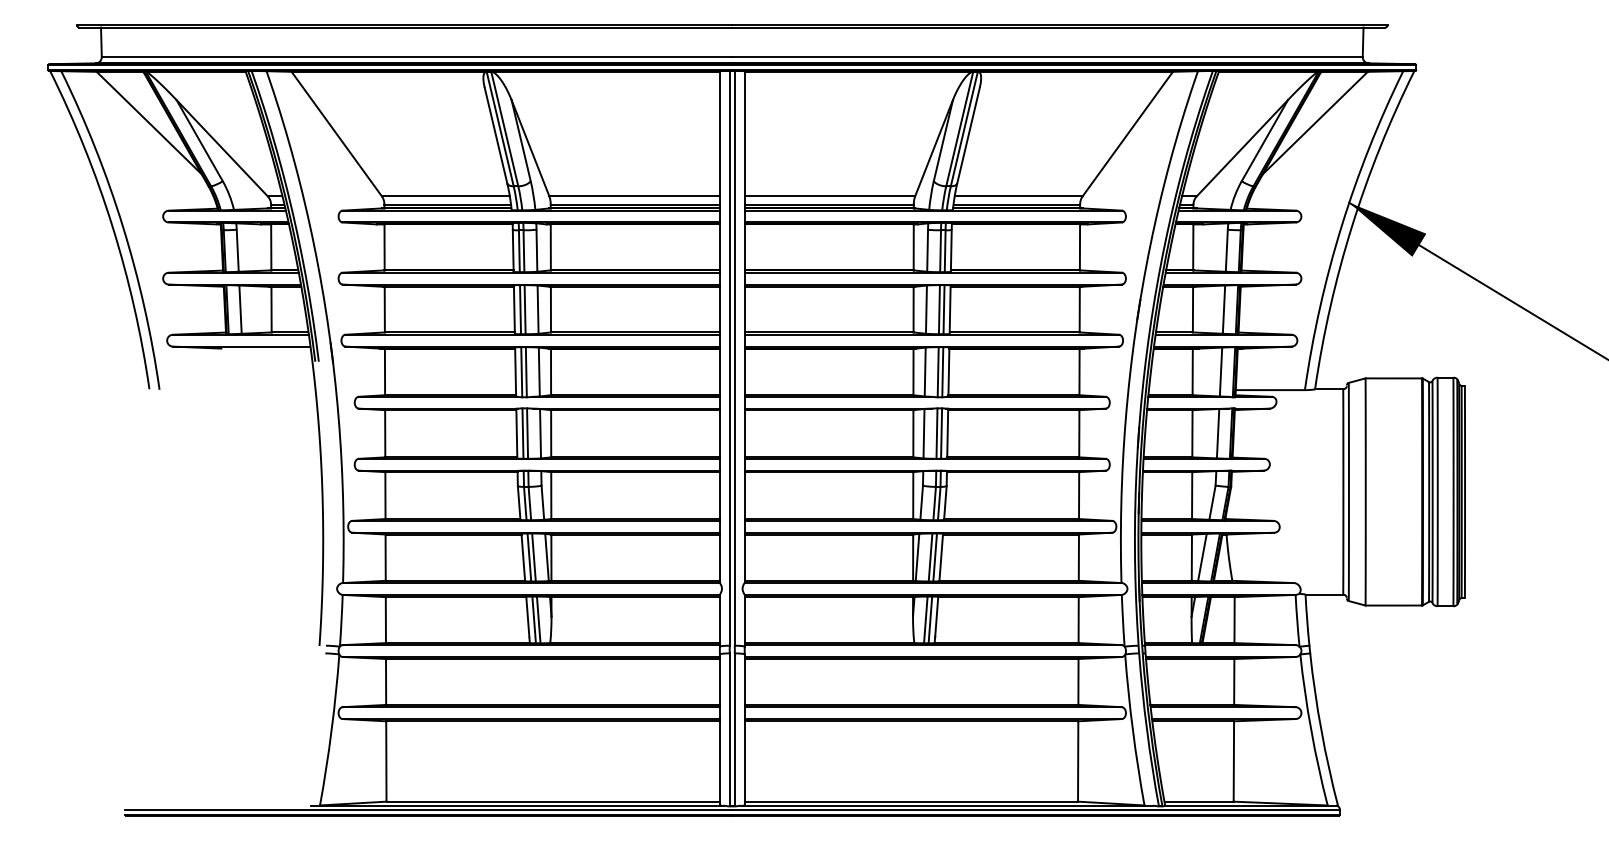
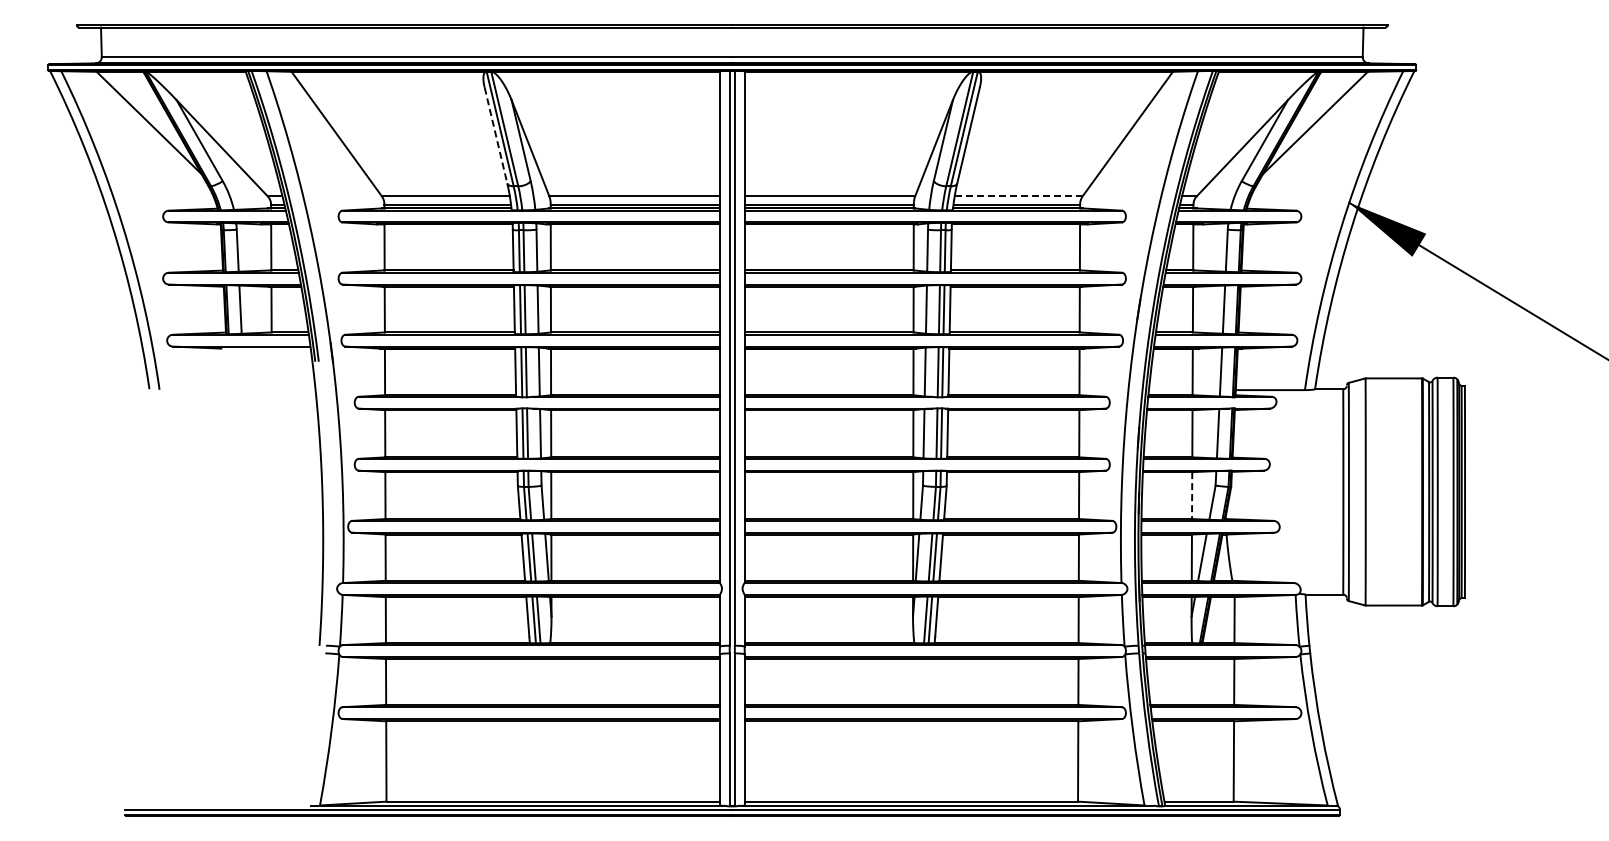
line: solid -> dashed (496, 136)
line: solid -> dashed (1018, 196)
line: solid -> dashed (1192, 496)
